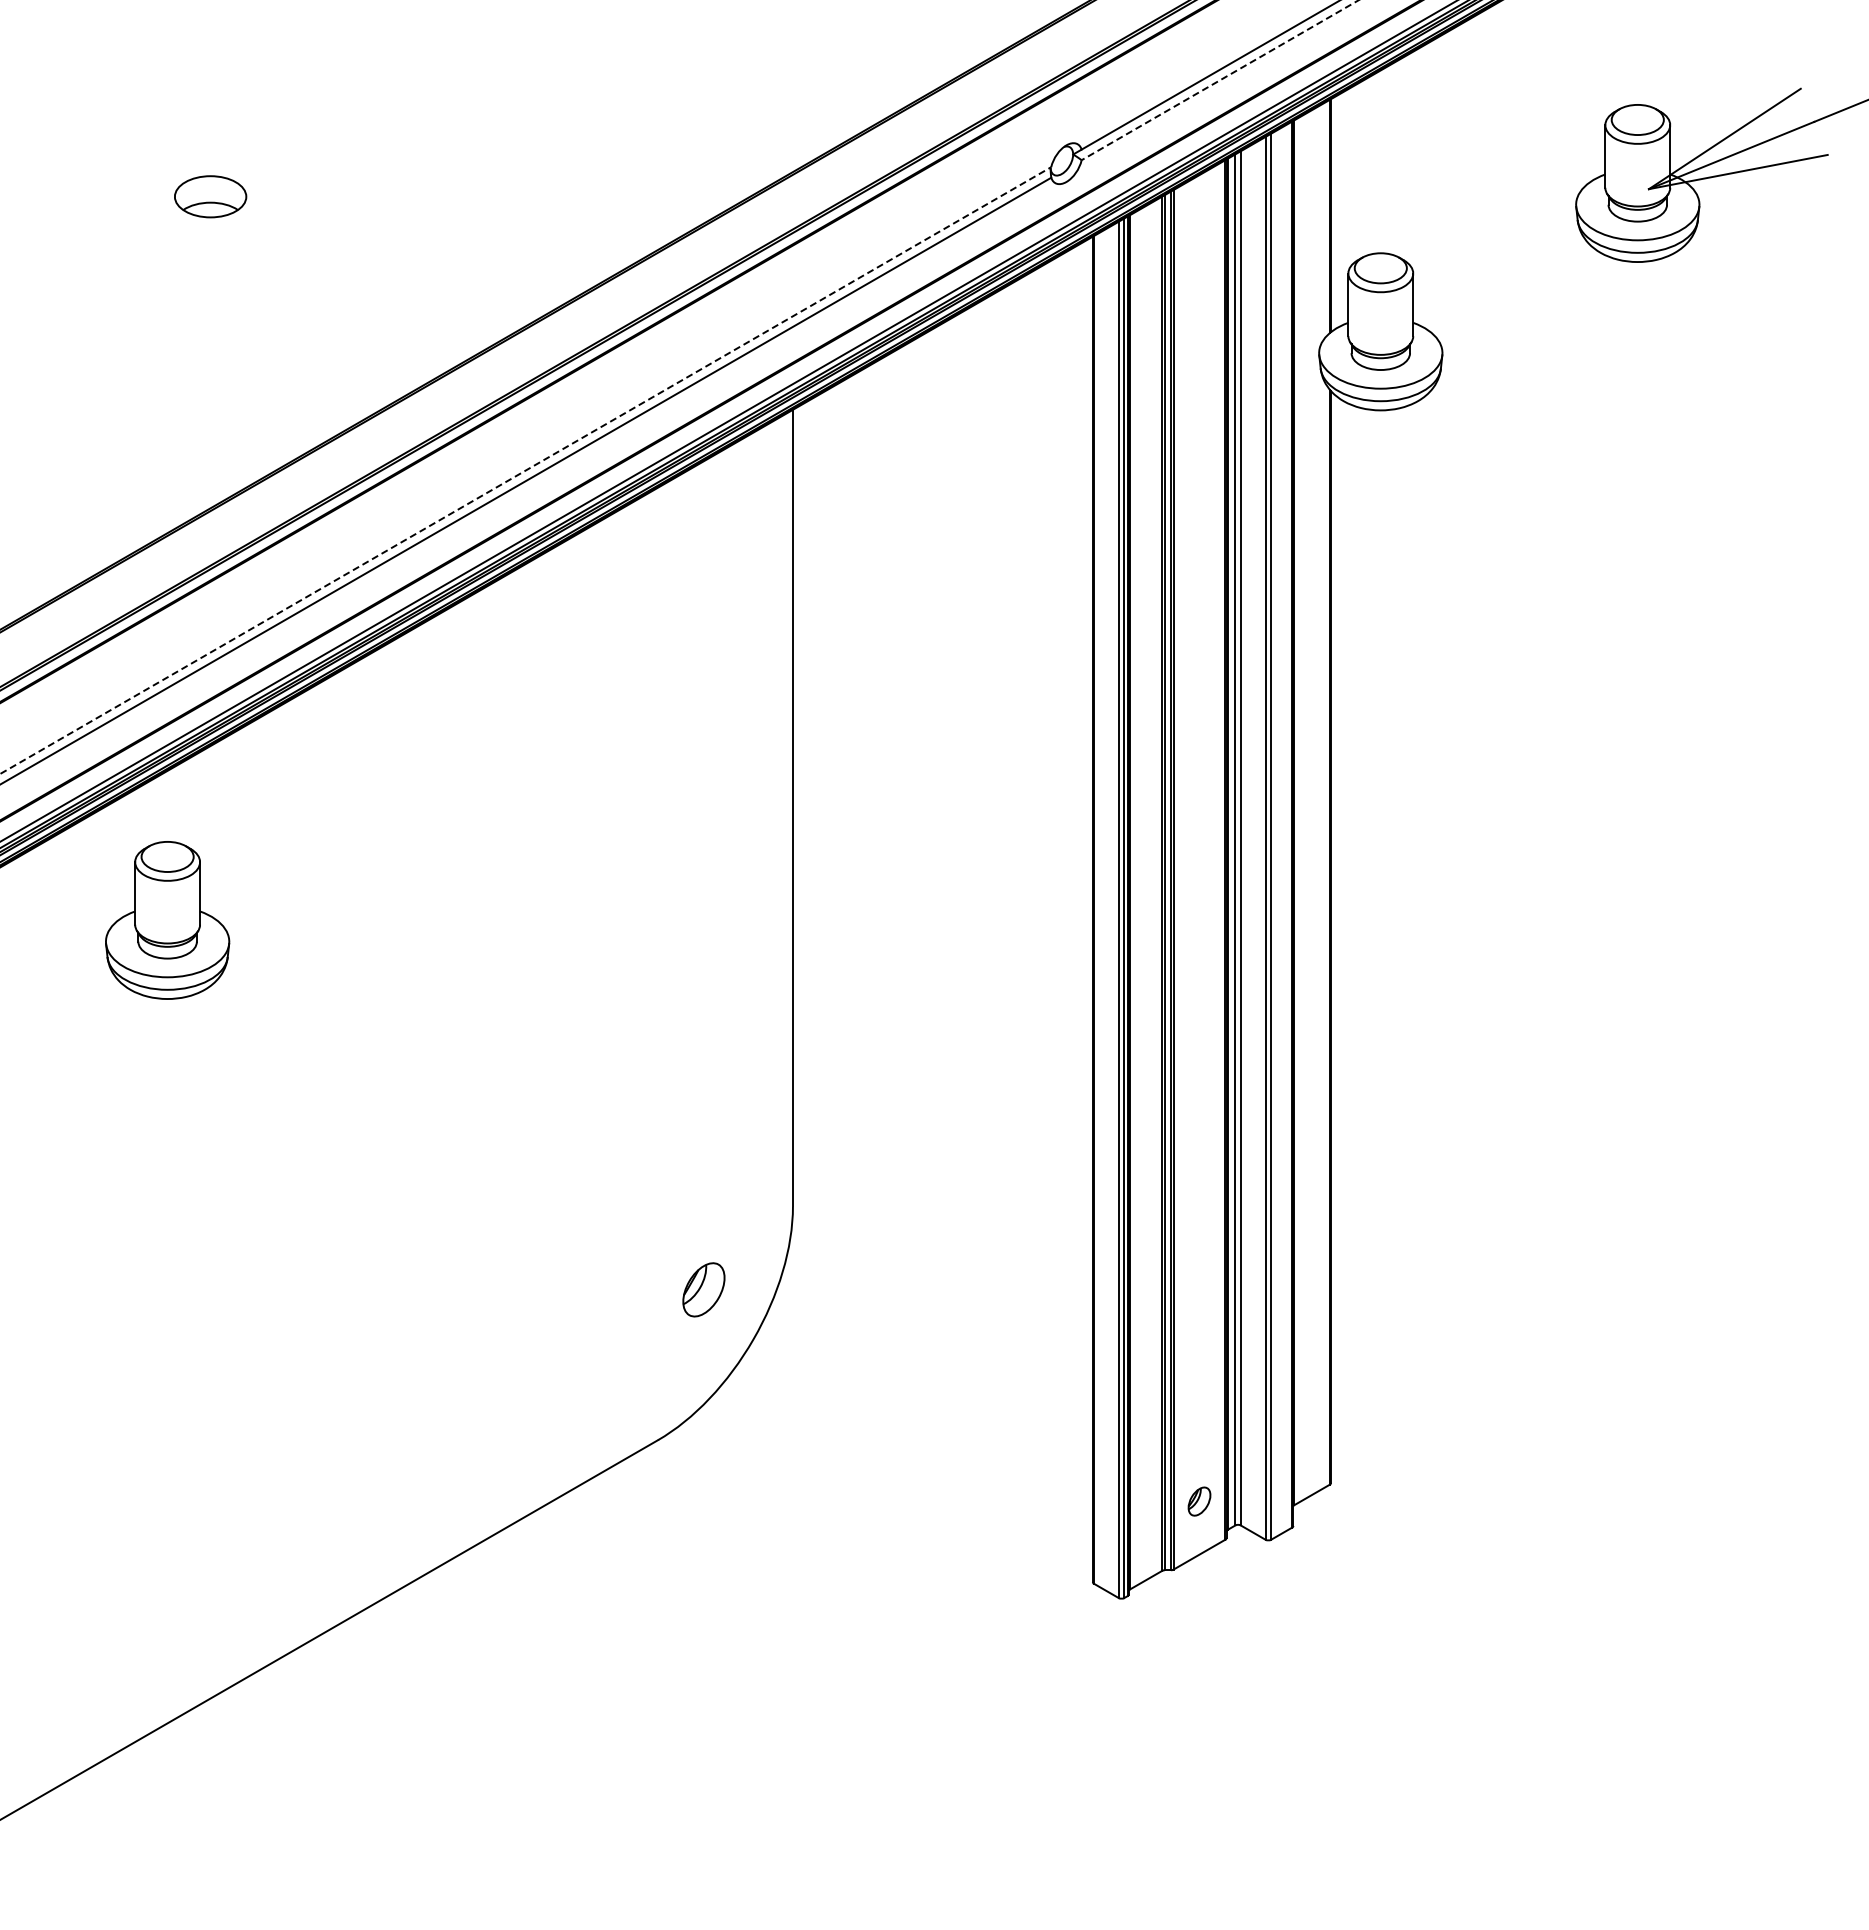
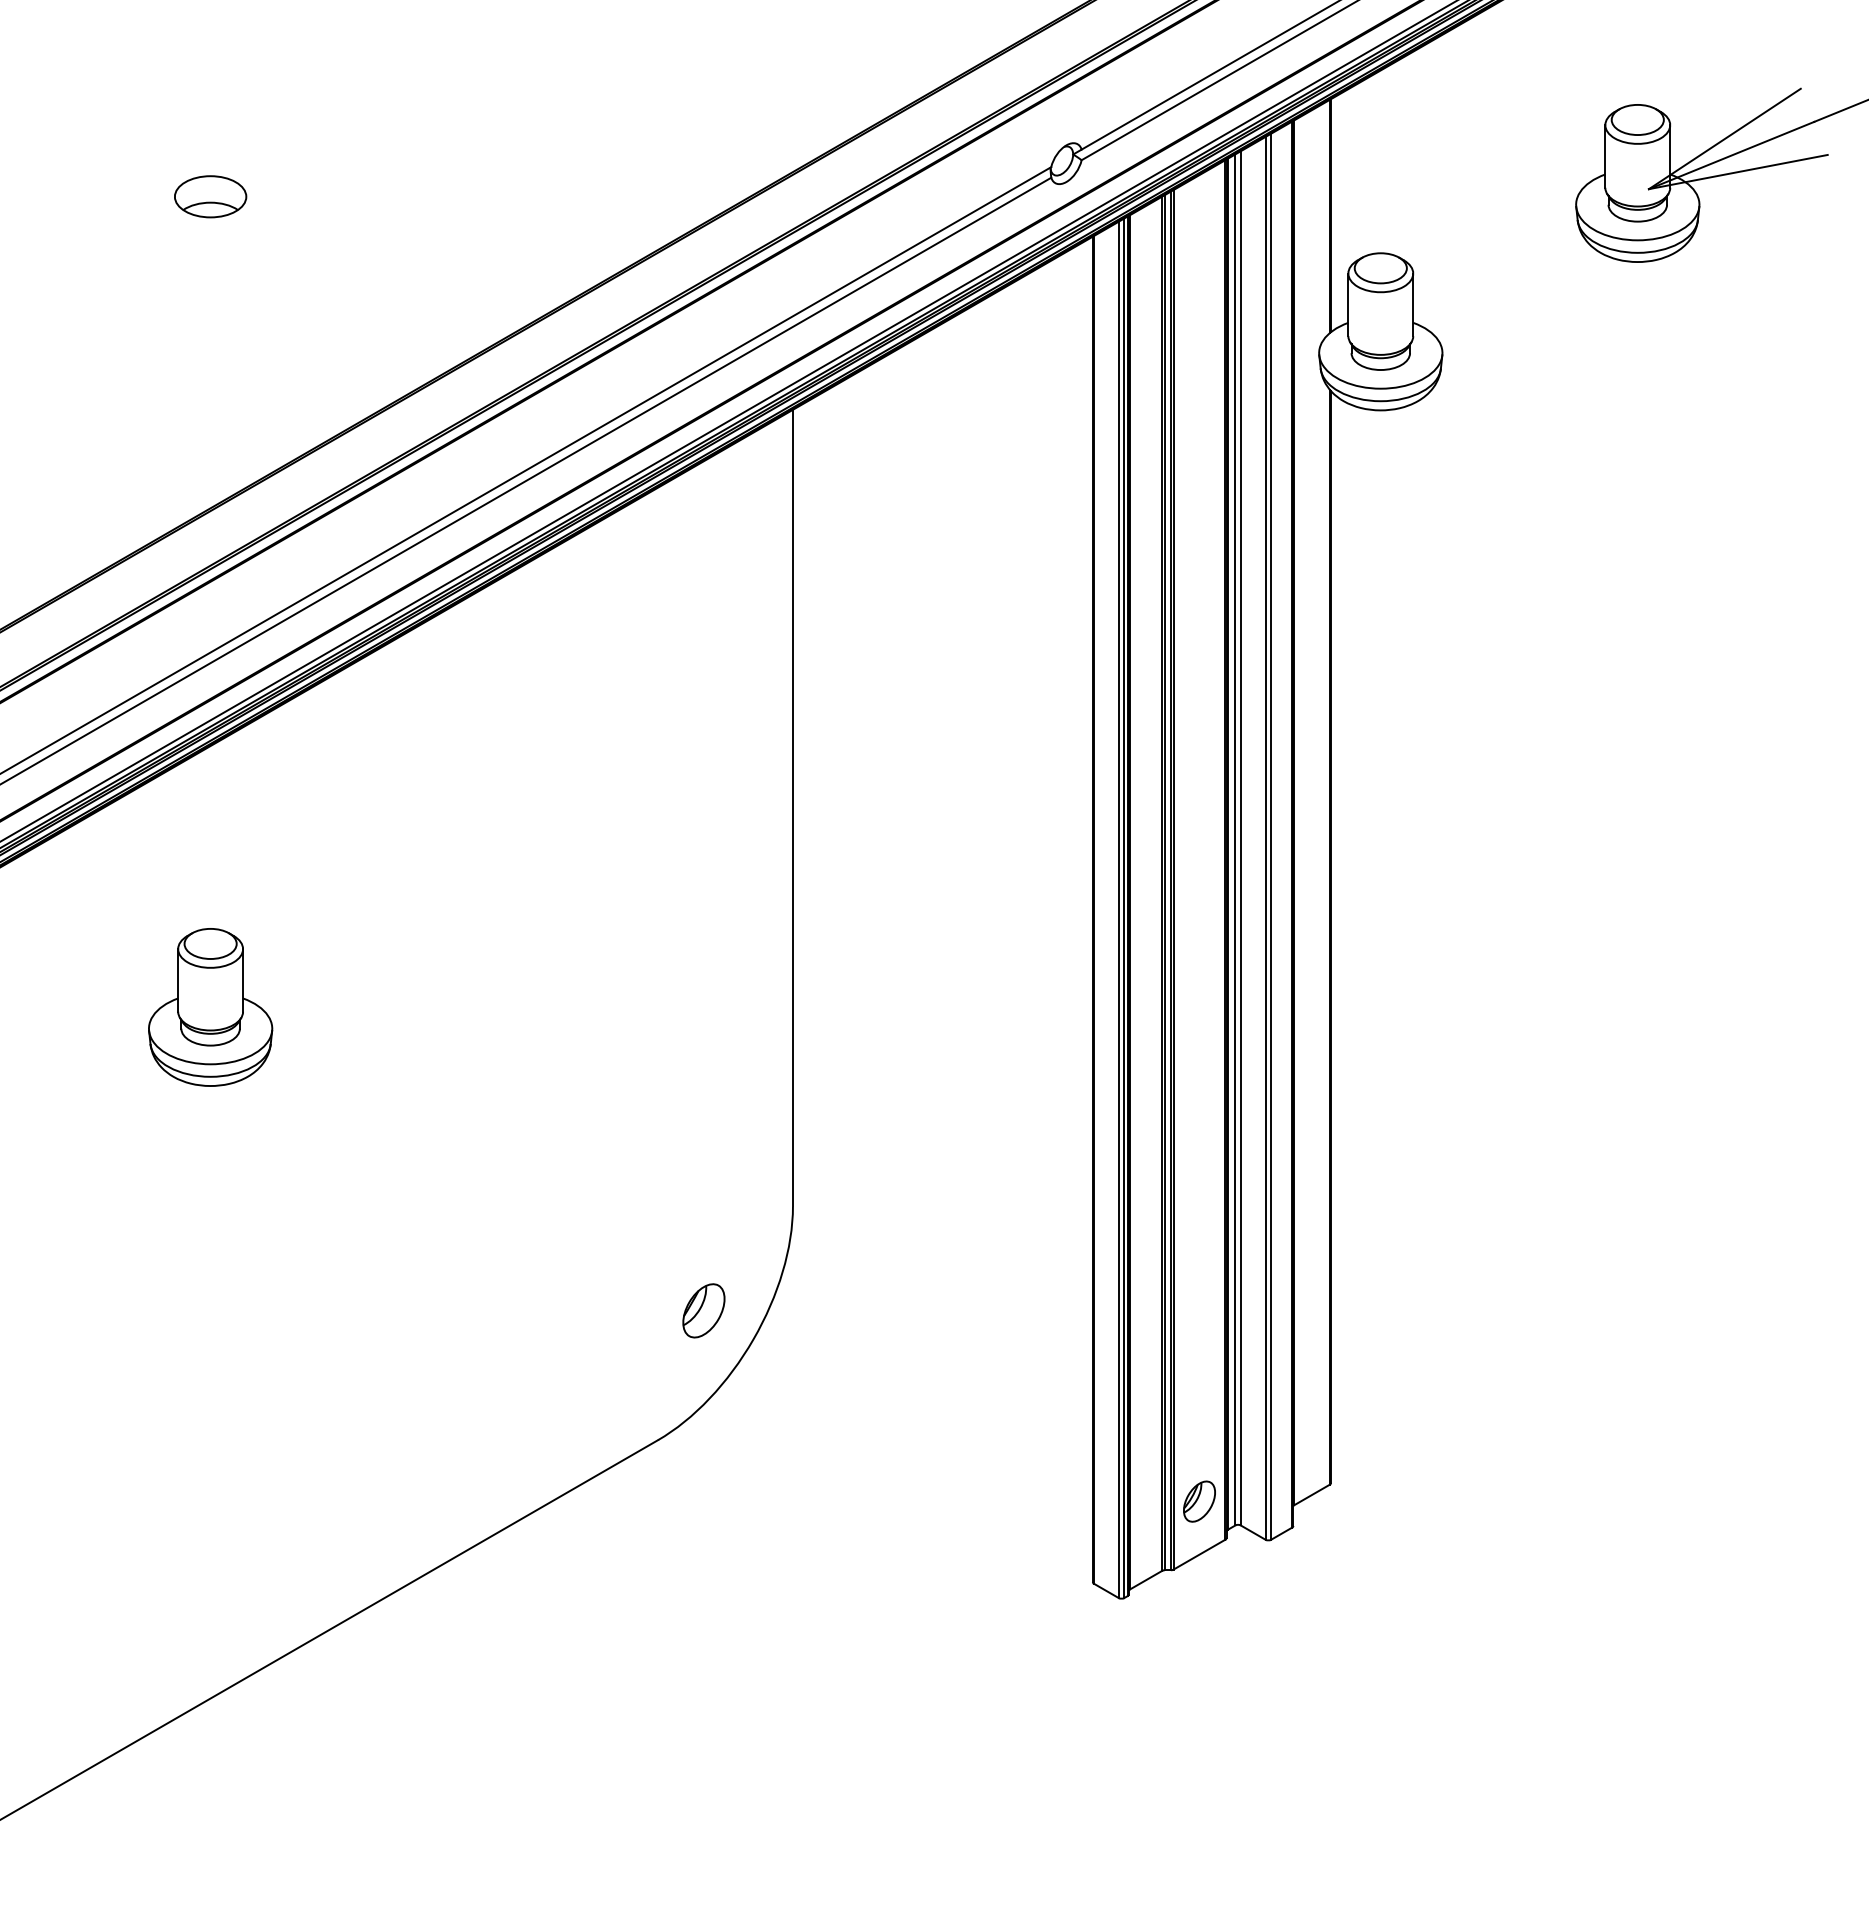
line: dashed -> solid (1220, 80)
line: dashed -> solid (525, 470)
part position: (167, 920) -> (210, 1007) (210, 1007)
part position: (703, 1289) -> (703, 1310) (703, 1310)
part size: 25x31 px -> 33x43 px (1199, 1501)
